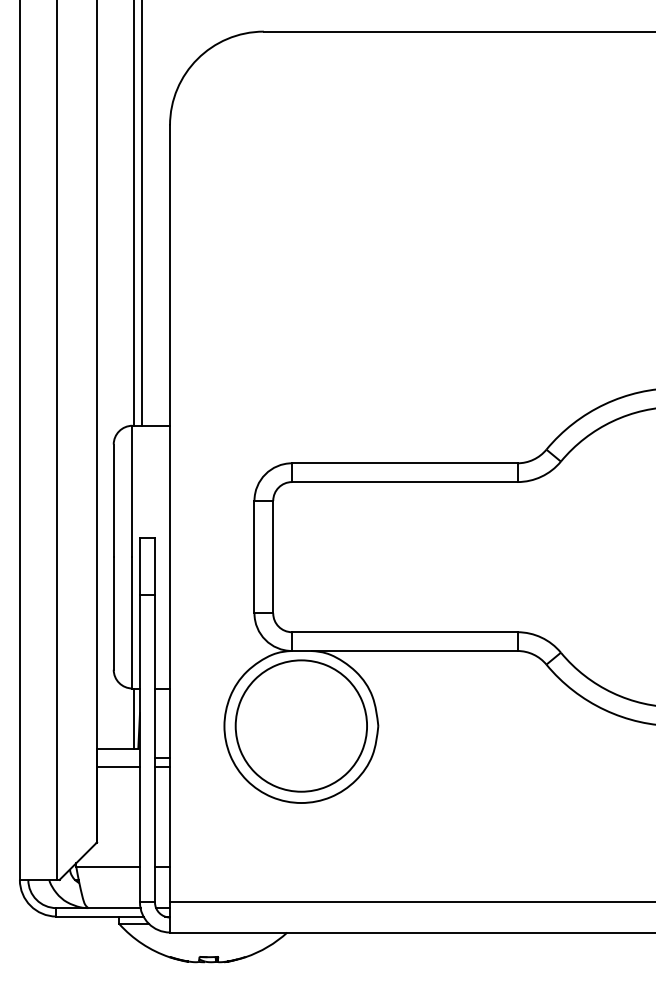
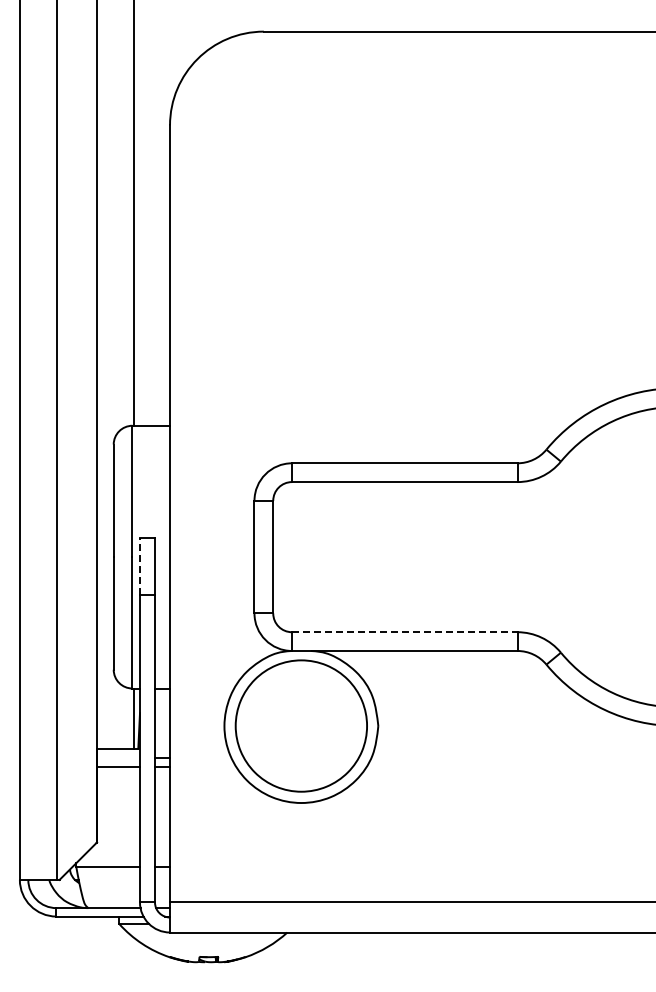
line: present -> none (141, 213)
line: solid -> dashed (140, 566)
line: solid -> dashed (404, 632)
